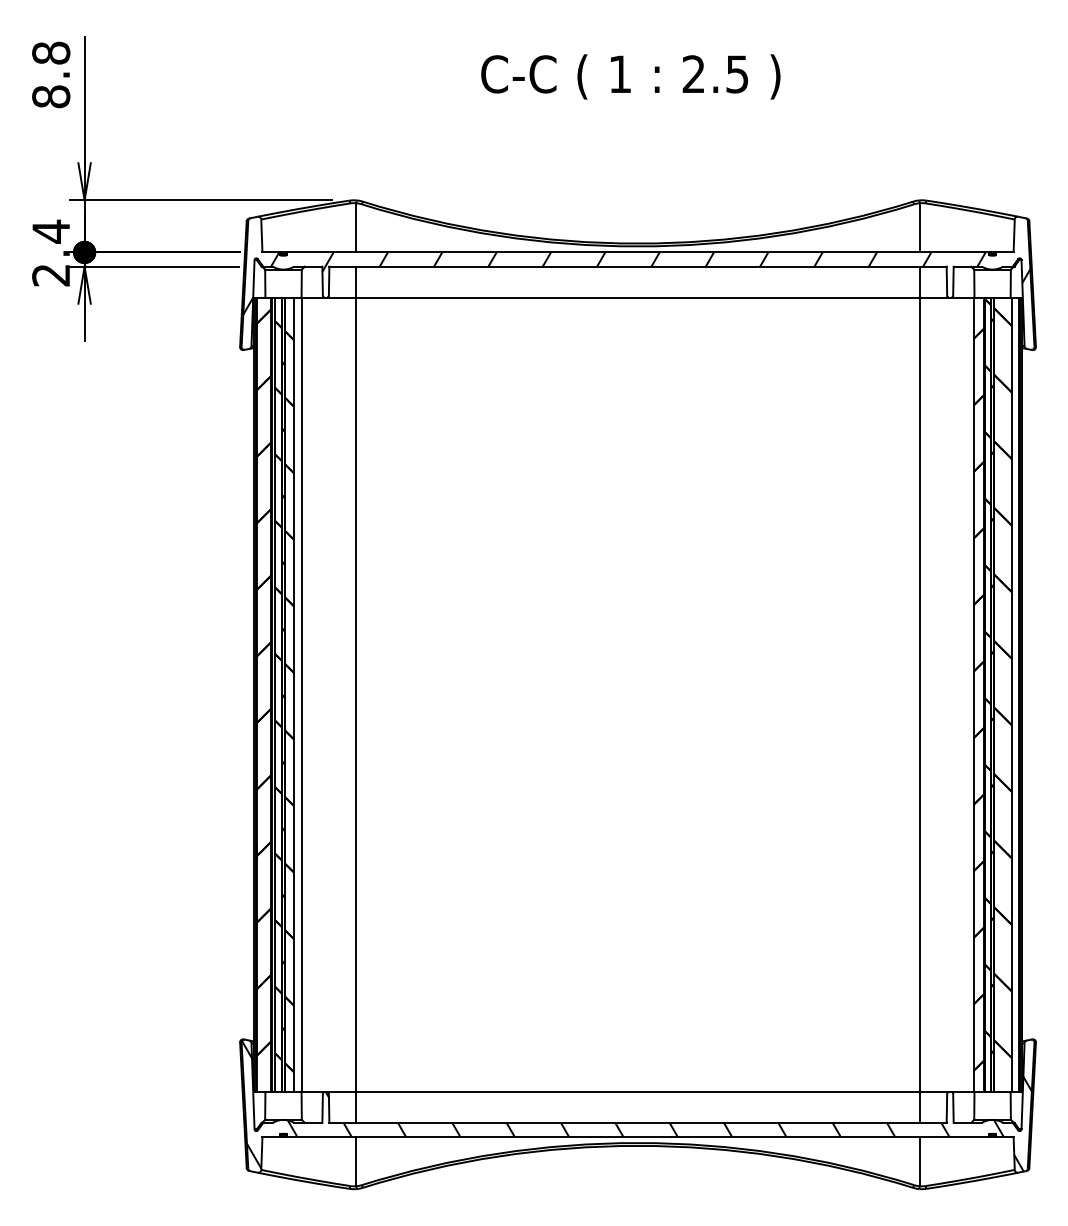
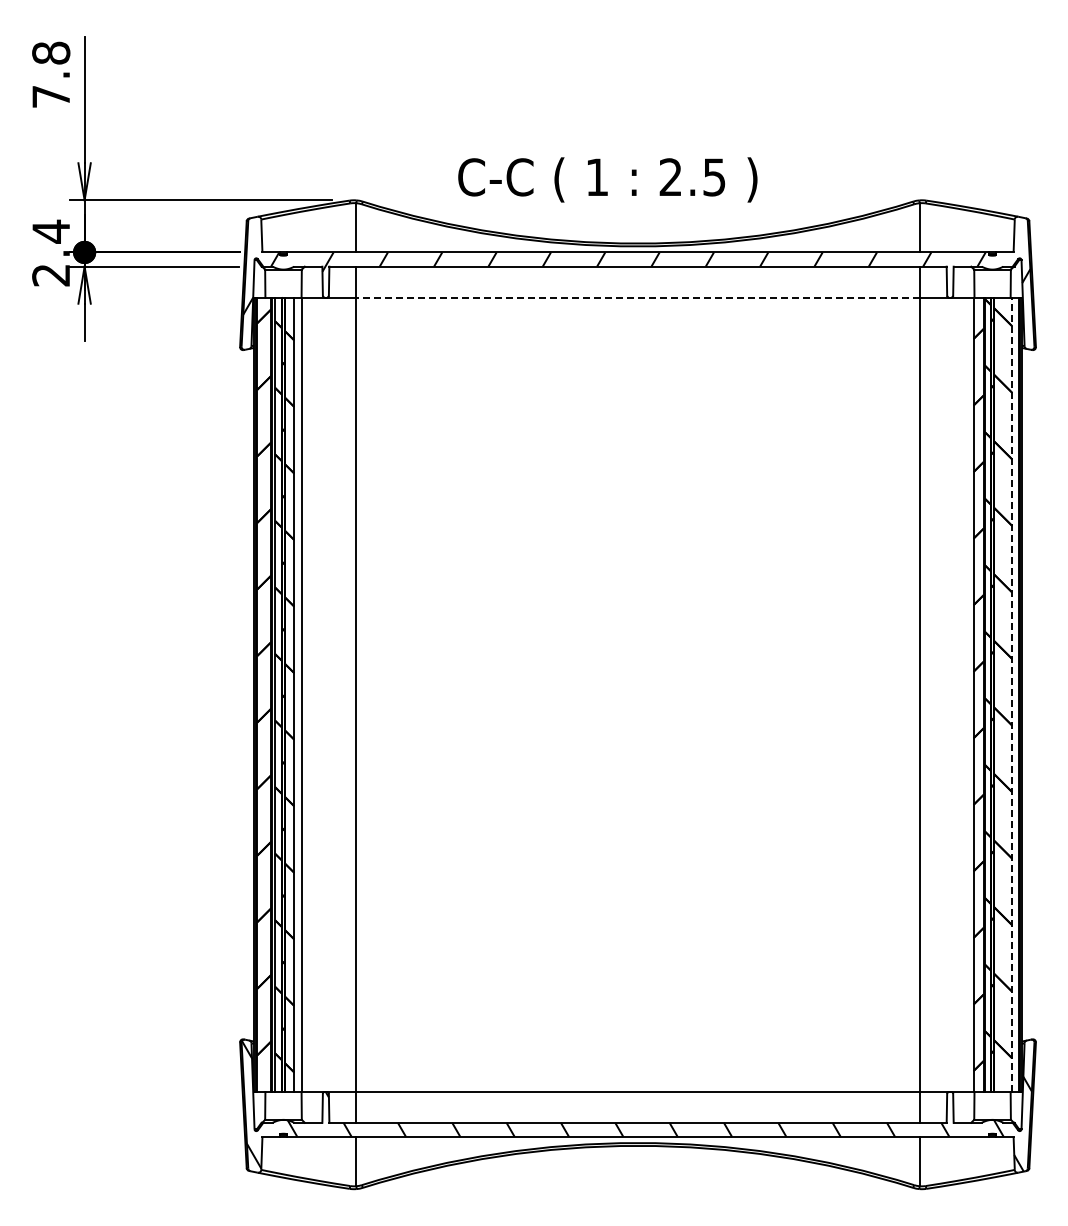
text position: (630, 76) -> (607, 179) (607, 179)
text: 8.8 -> 7.8 (51, 96)
line: solid -> dashed (638, 297)
line: solid -> dashed (1012, 694)
